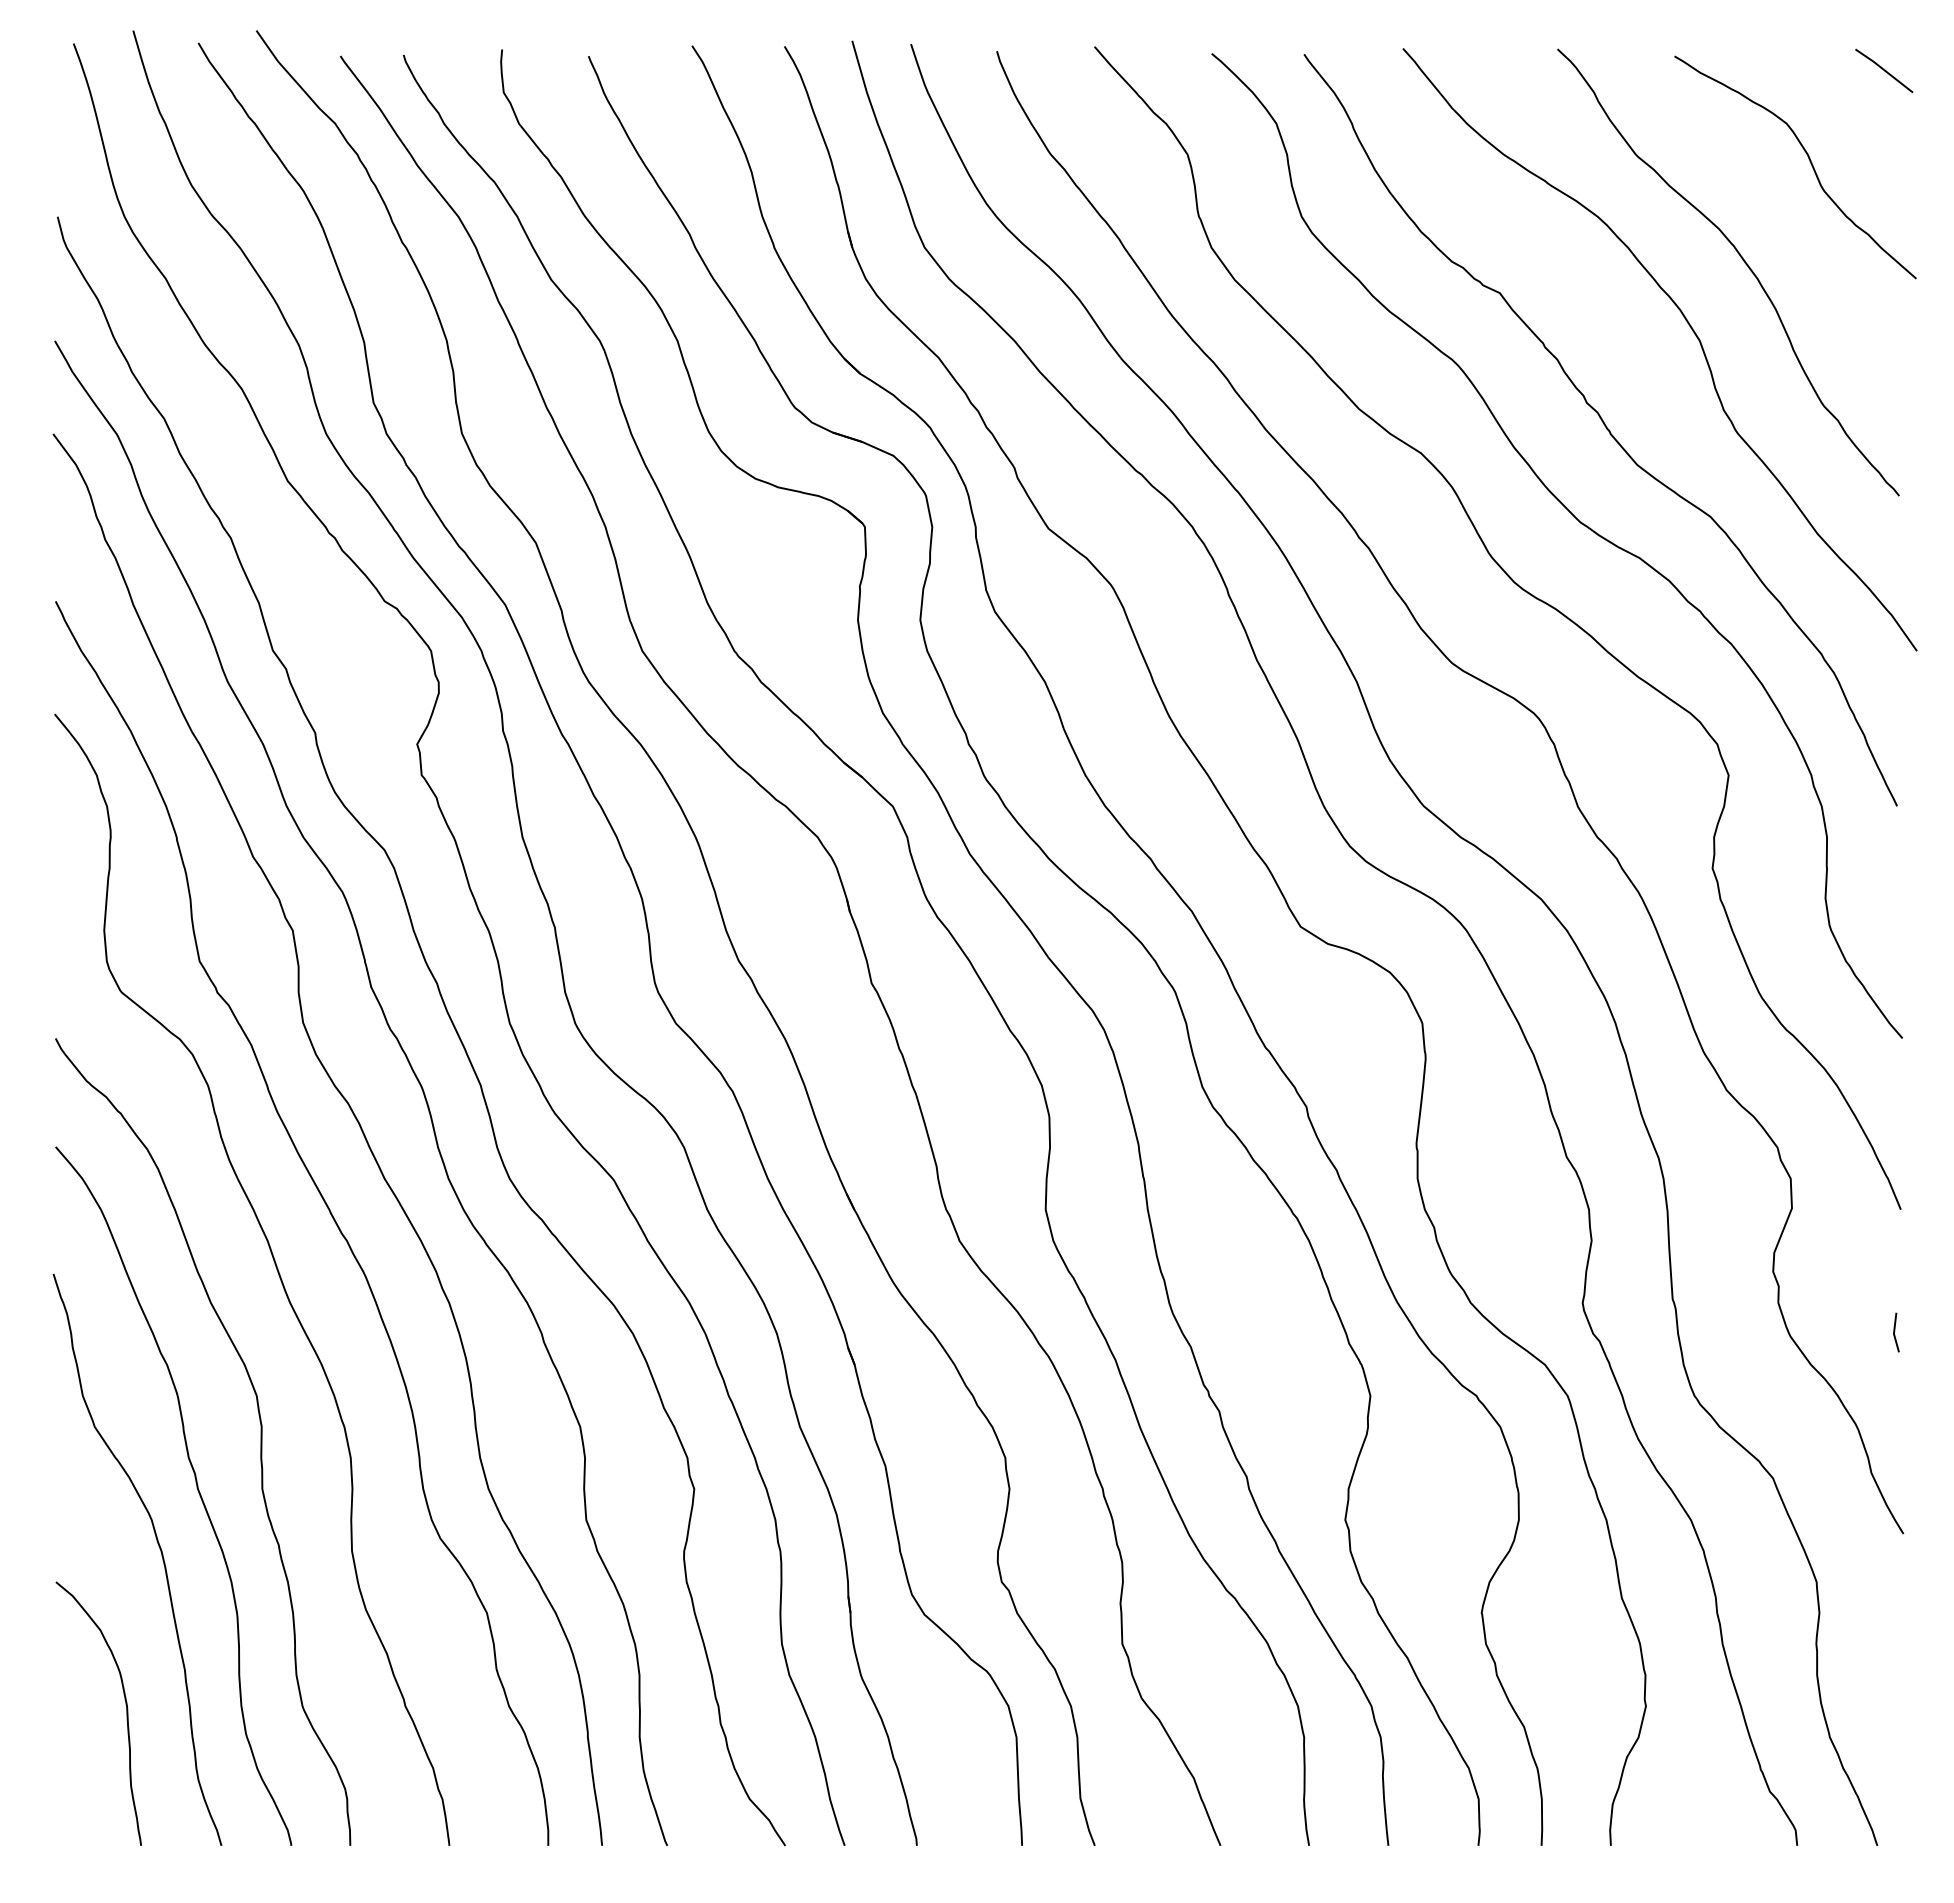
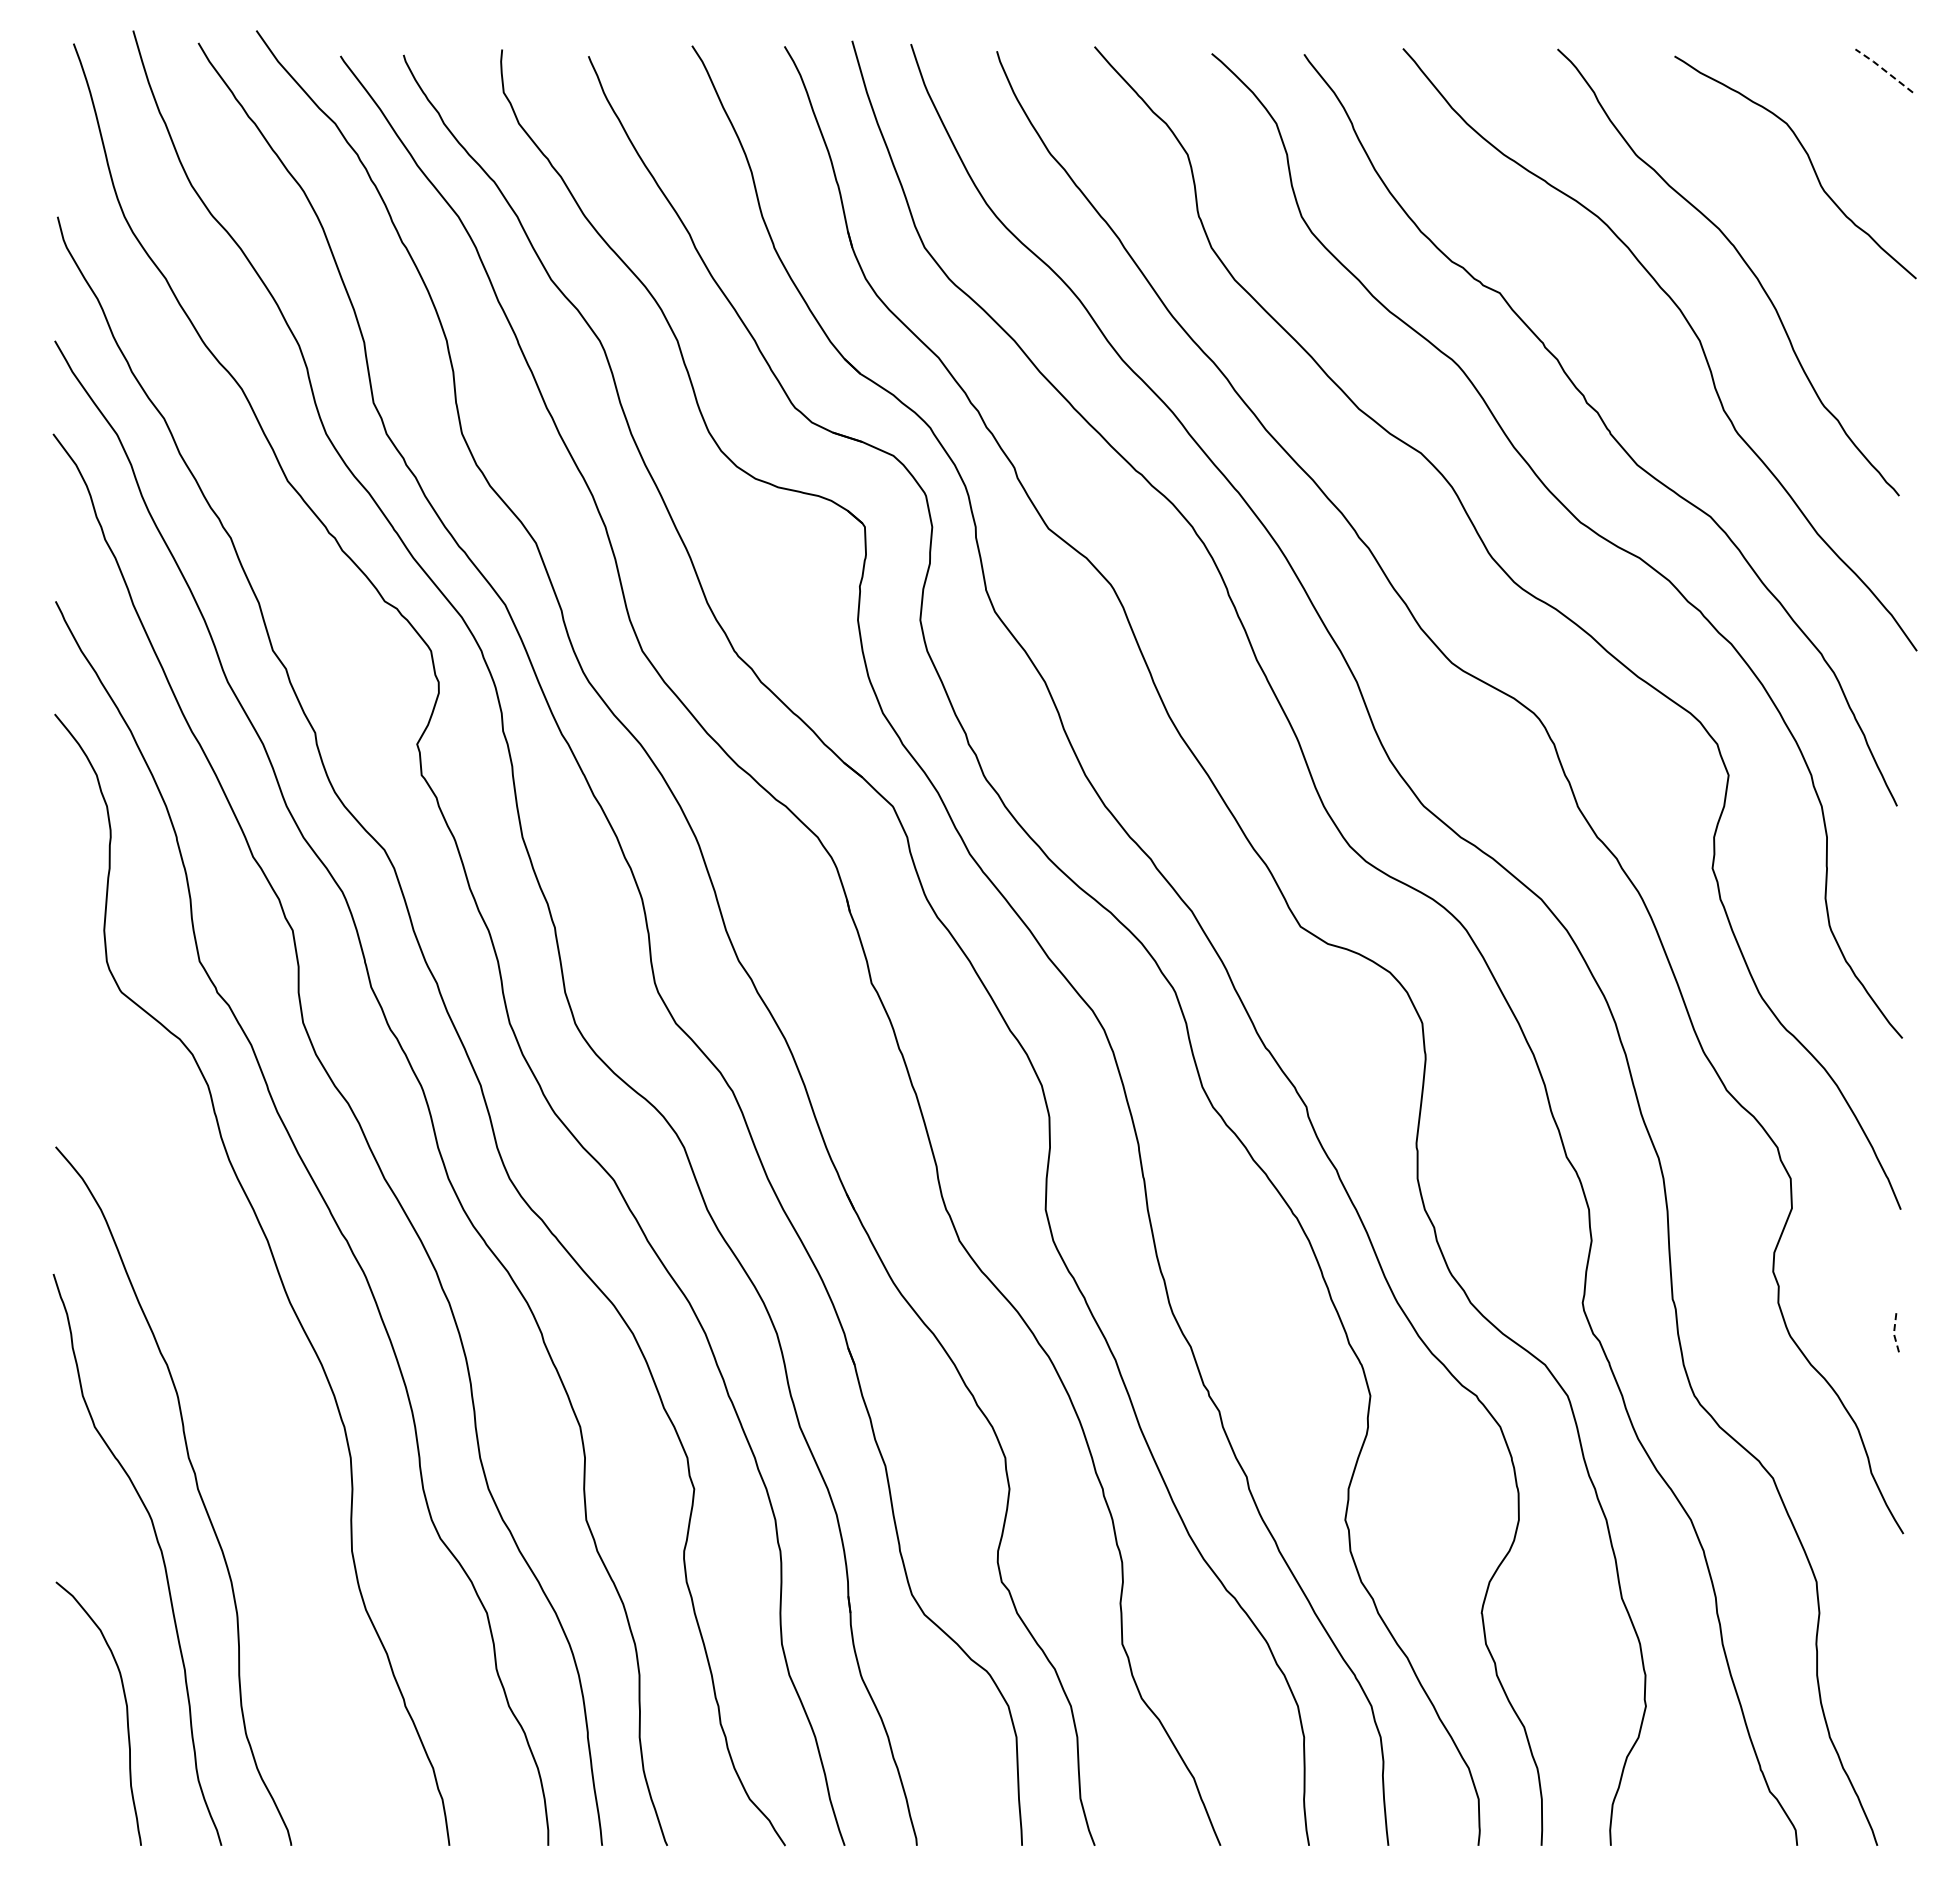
line: solid -> dashed (1884, 70)
line: solid -> dashed (1894, 1332)
curve: present -> none (260, 1441)
